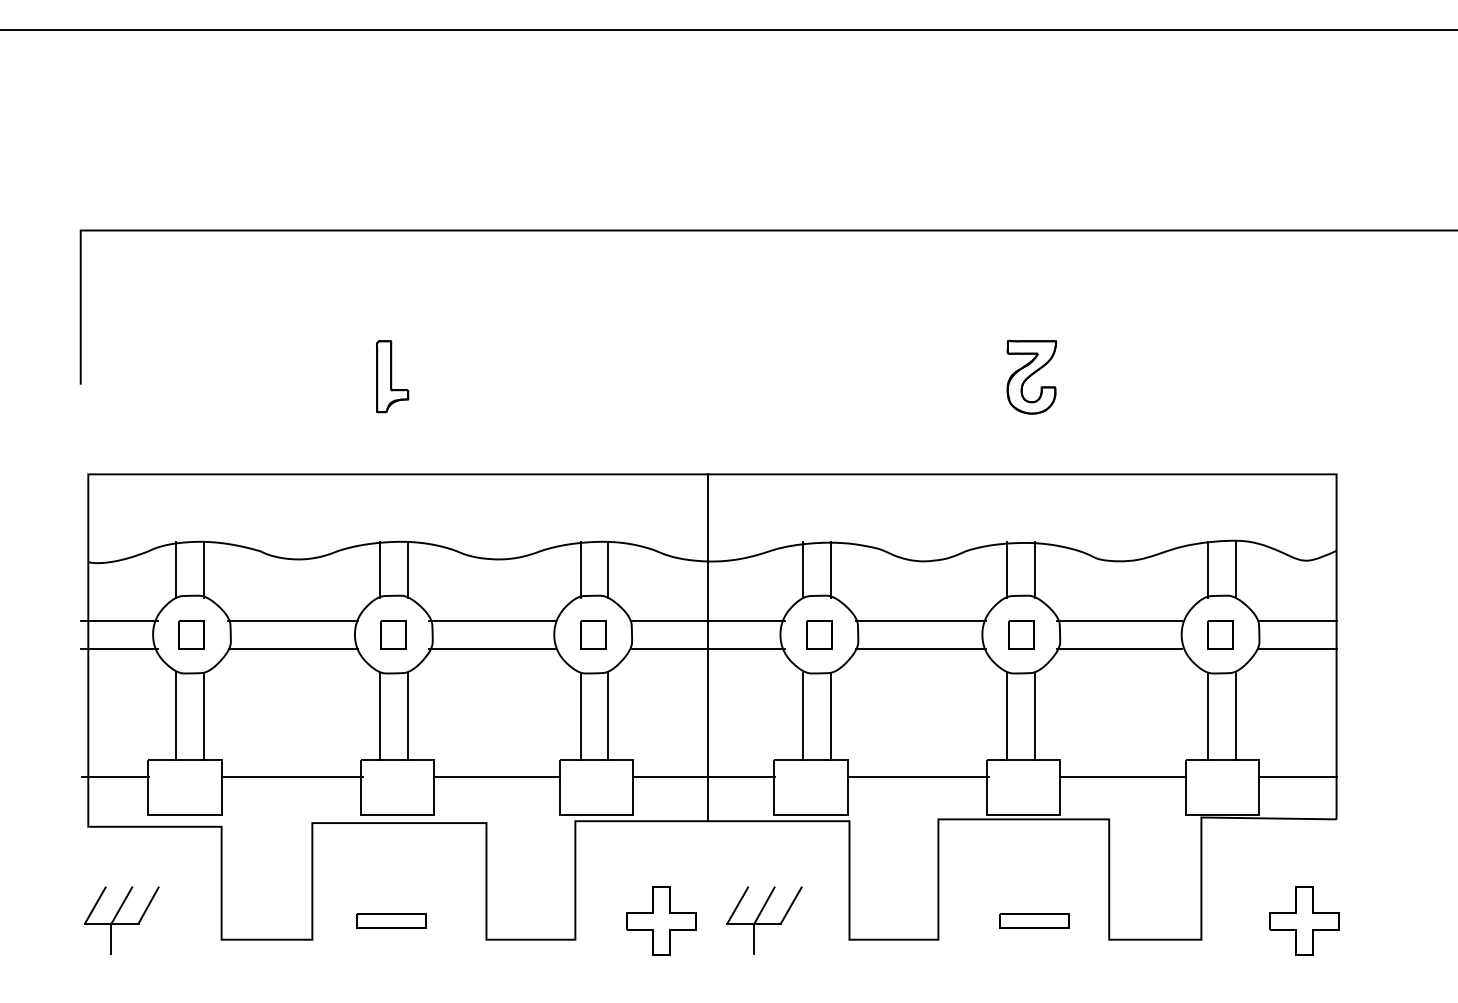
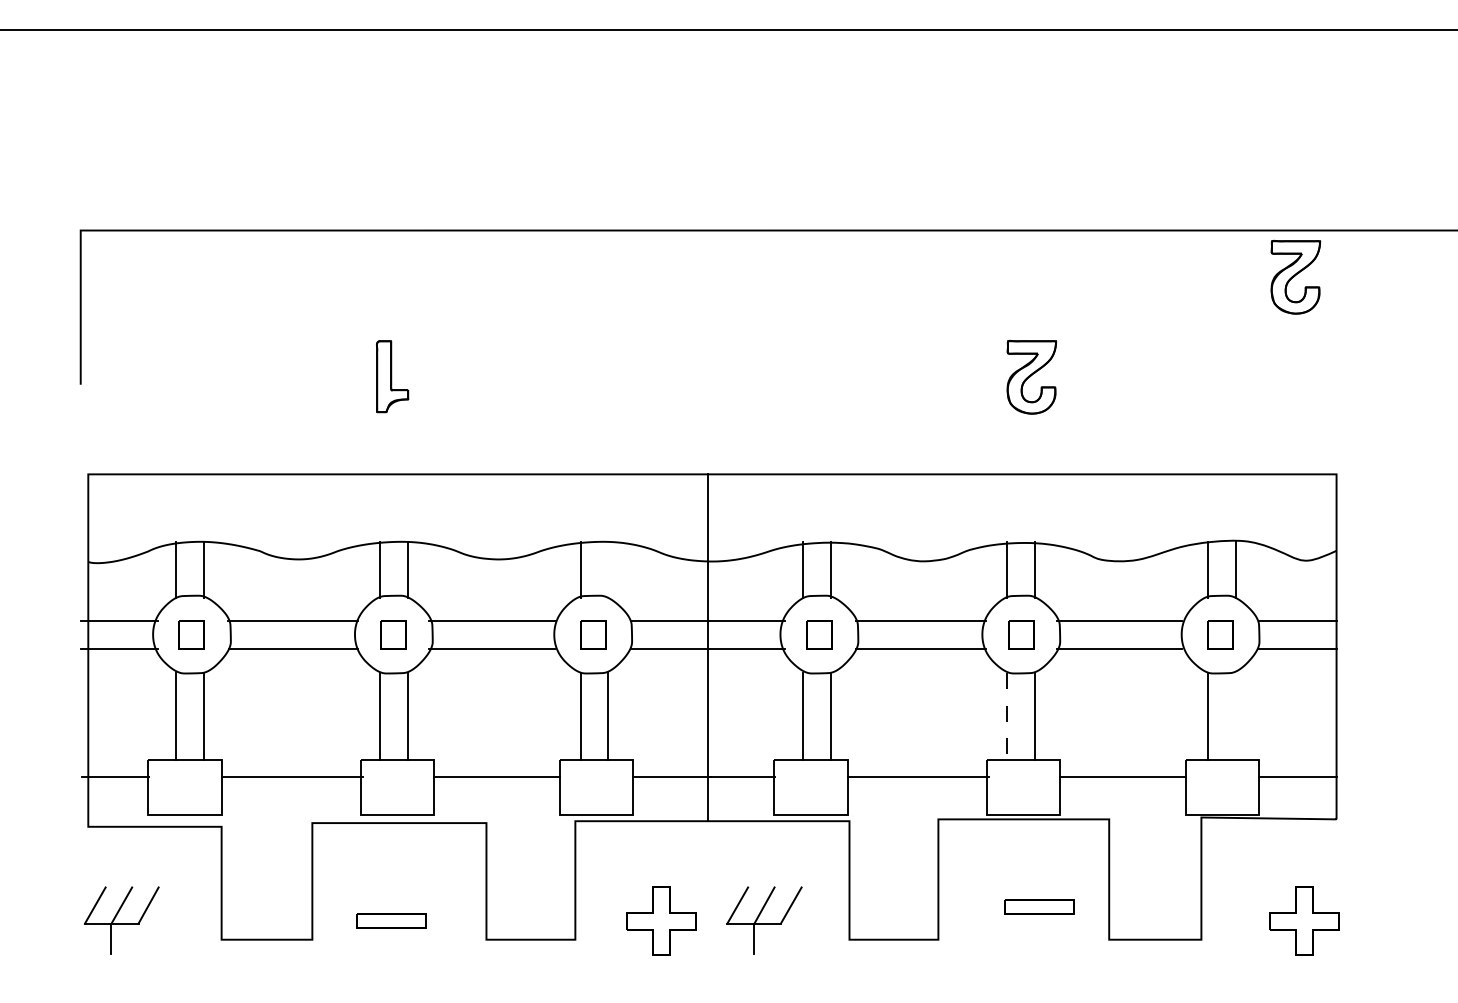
part: none -> present (1295, 276)
line: present -> none (608, 569)
line: present -> none (1235, 716)
line: solid -> dashed (1007, 717)
part position: (1034, 920) -> (1039, 906) (1039, 906)
